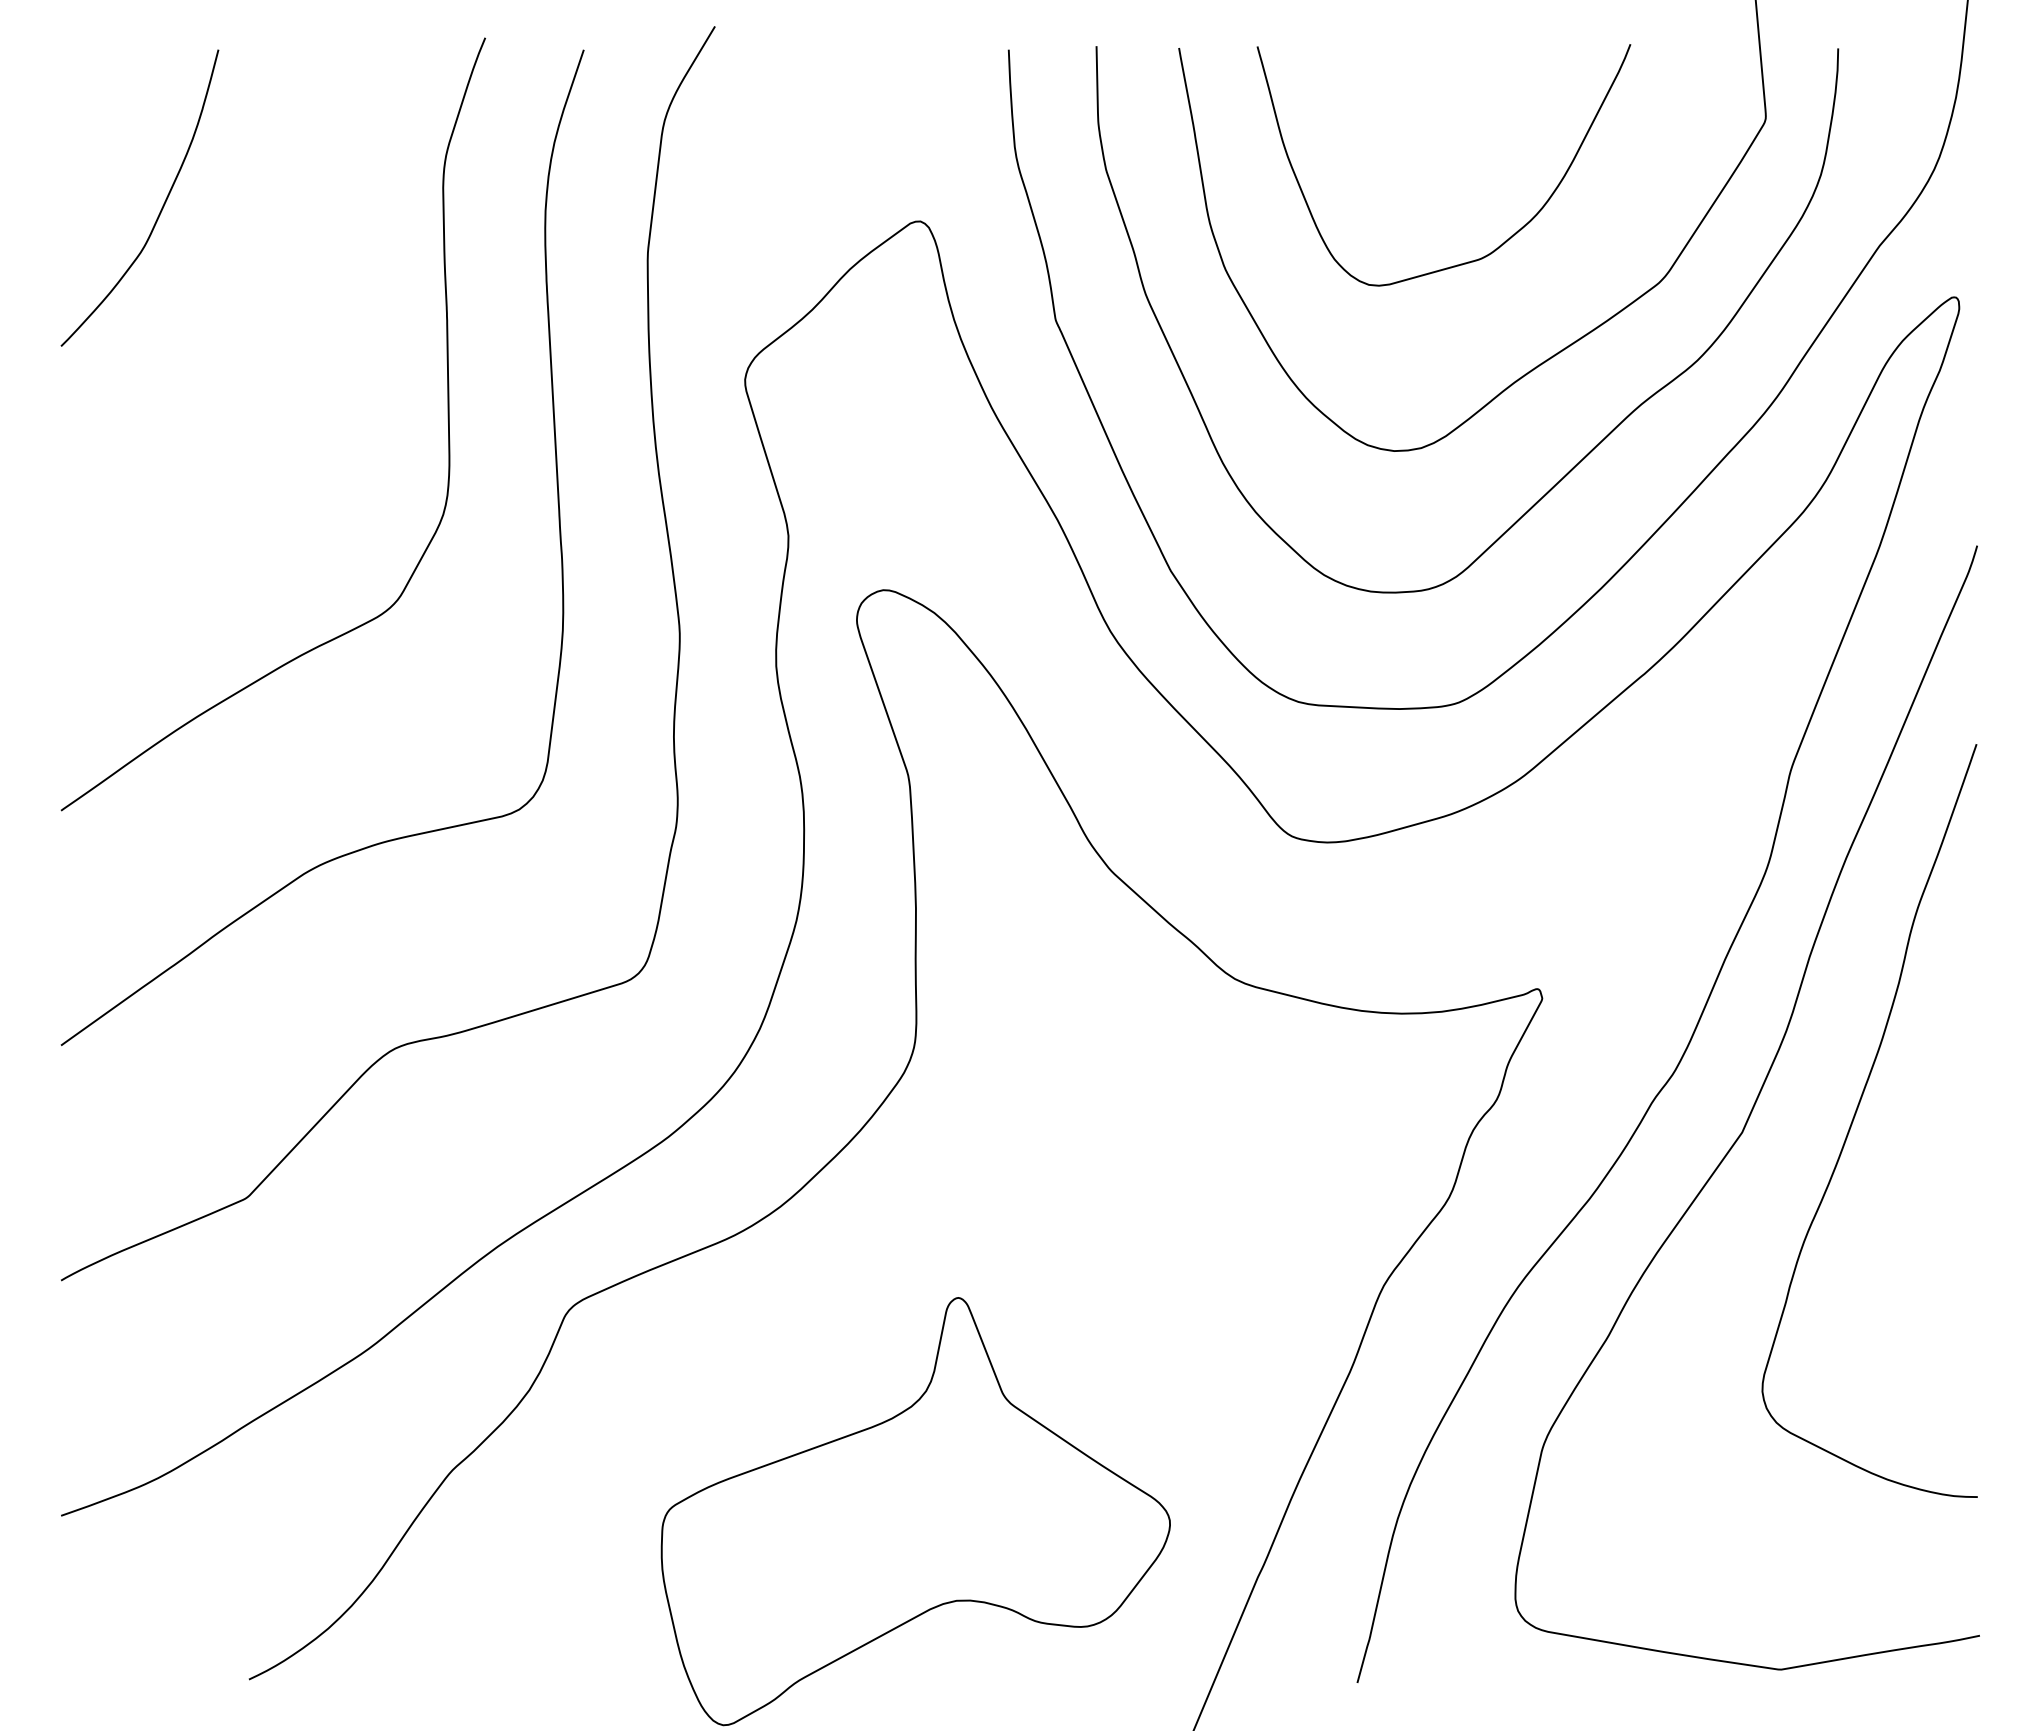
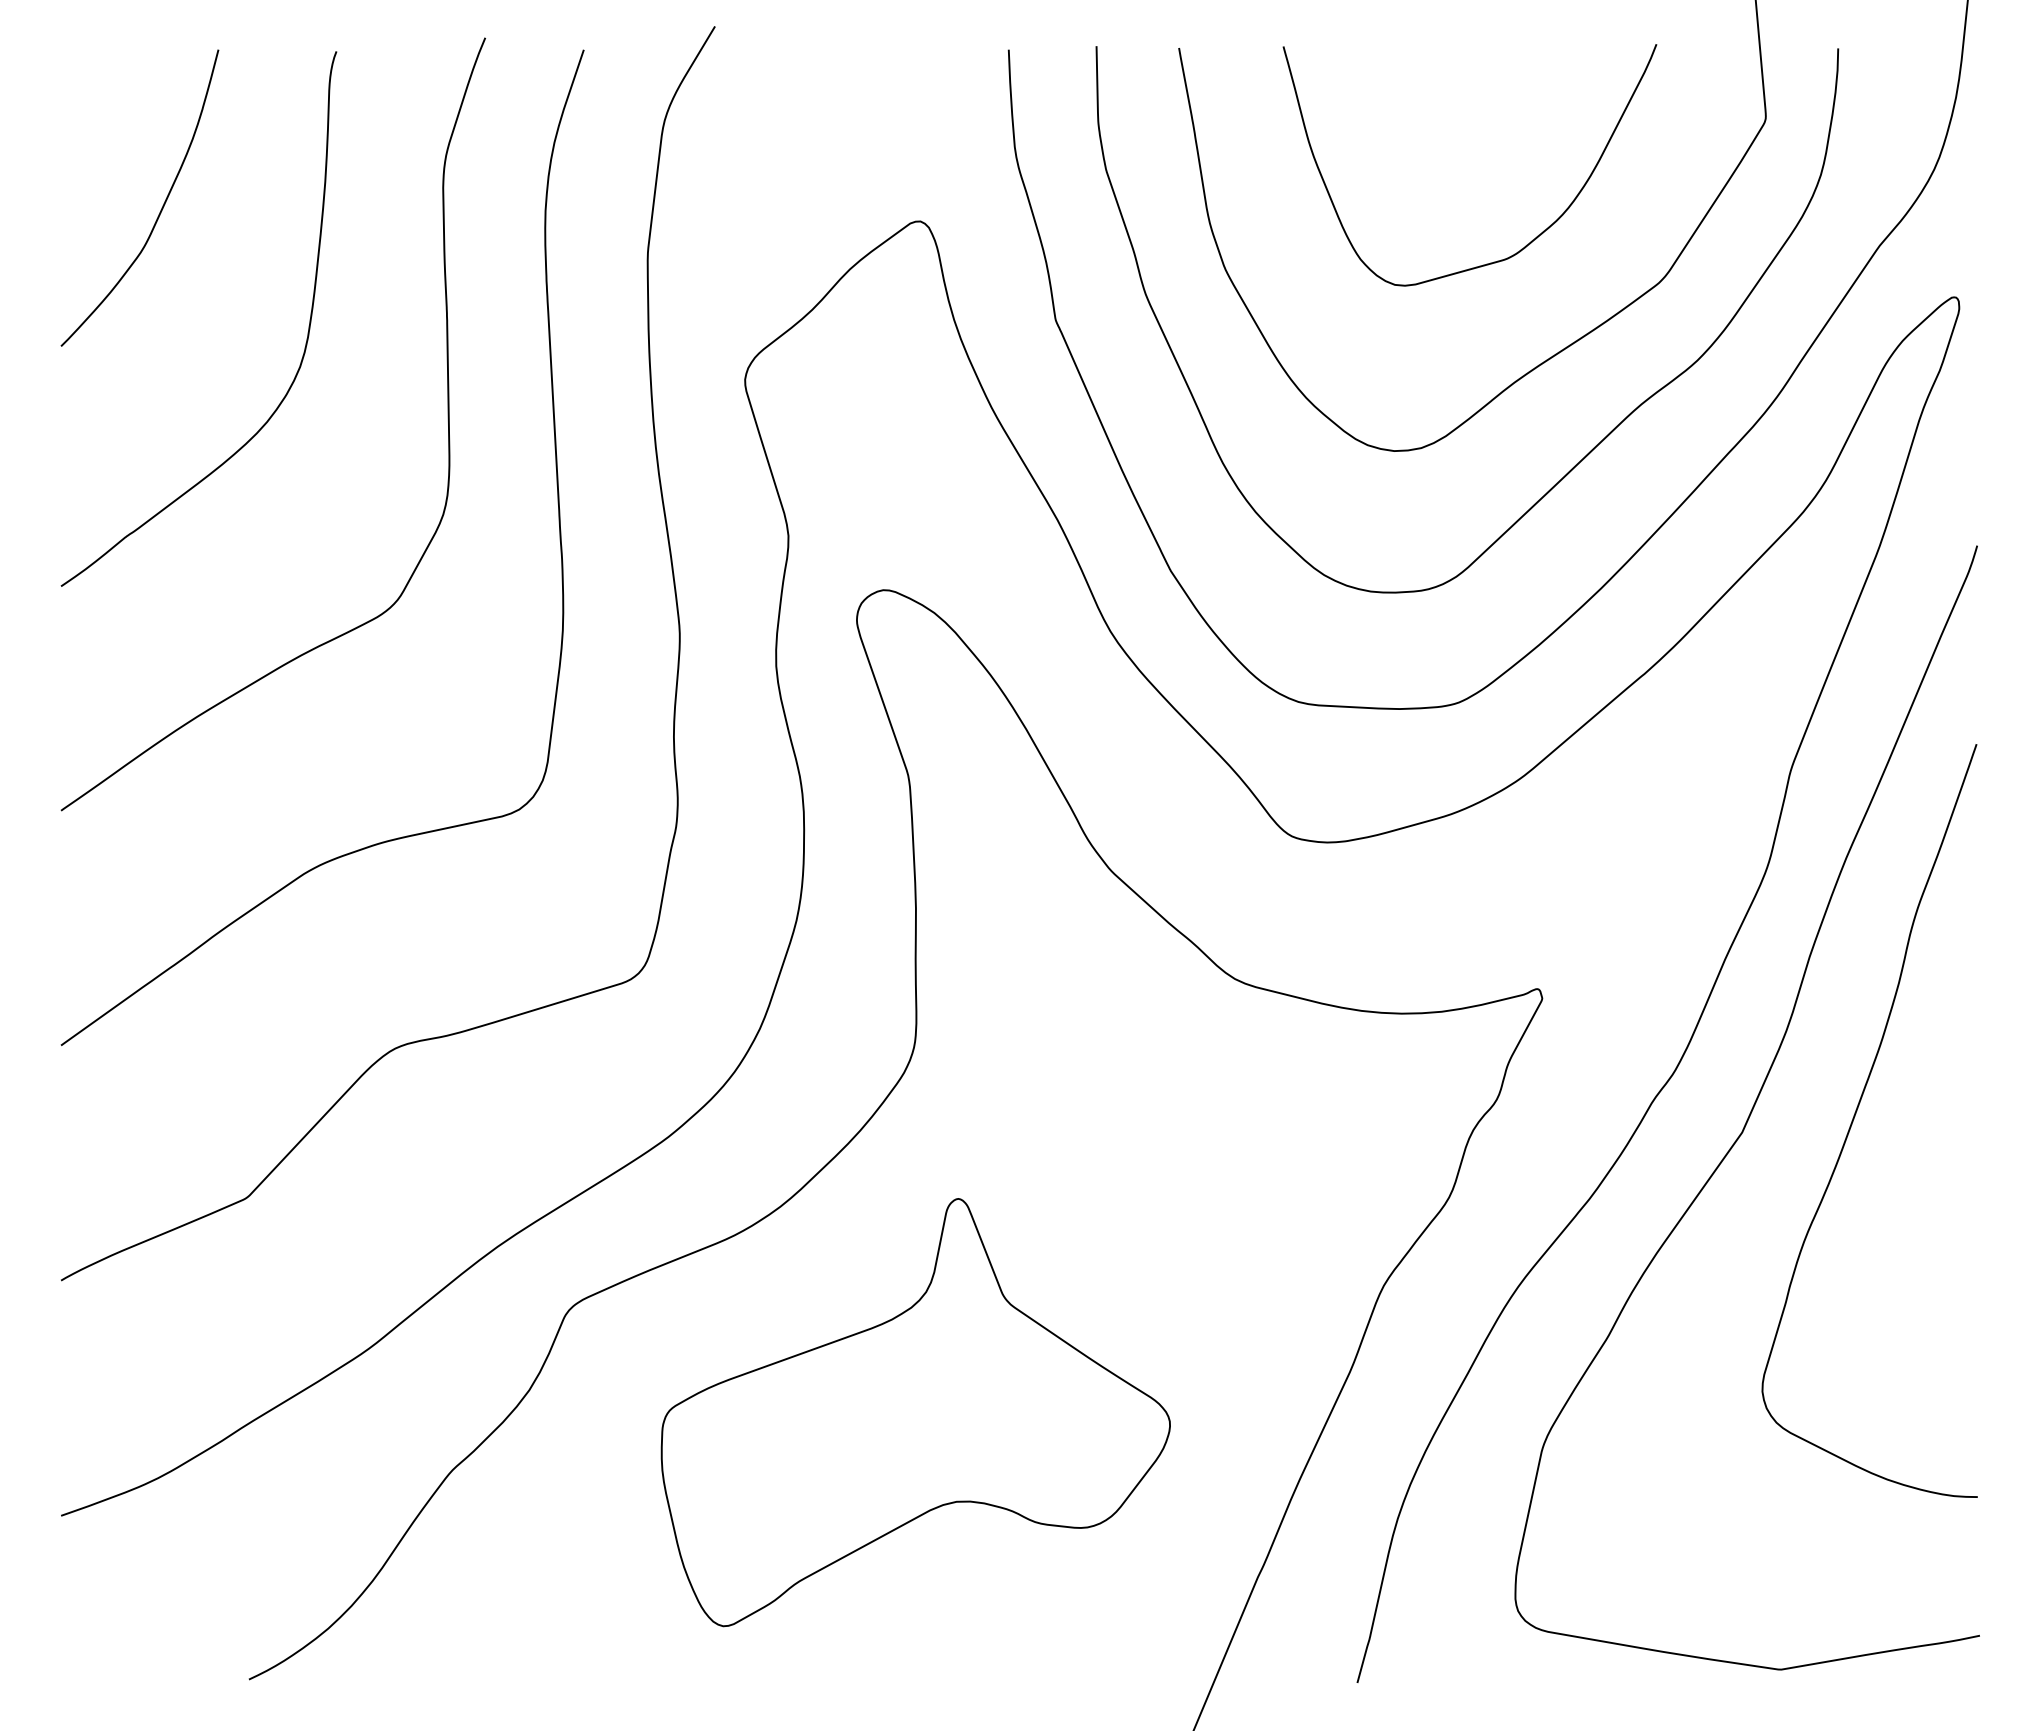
curve position: (1506, 239) -> (1532, 239) (1532, 239)
curve: none -> present (306, 338)
part position: (915, 1511) -> (915, 1412) (915, 1412)
